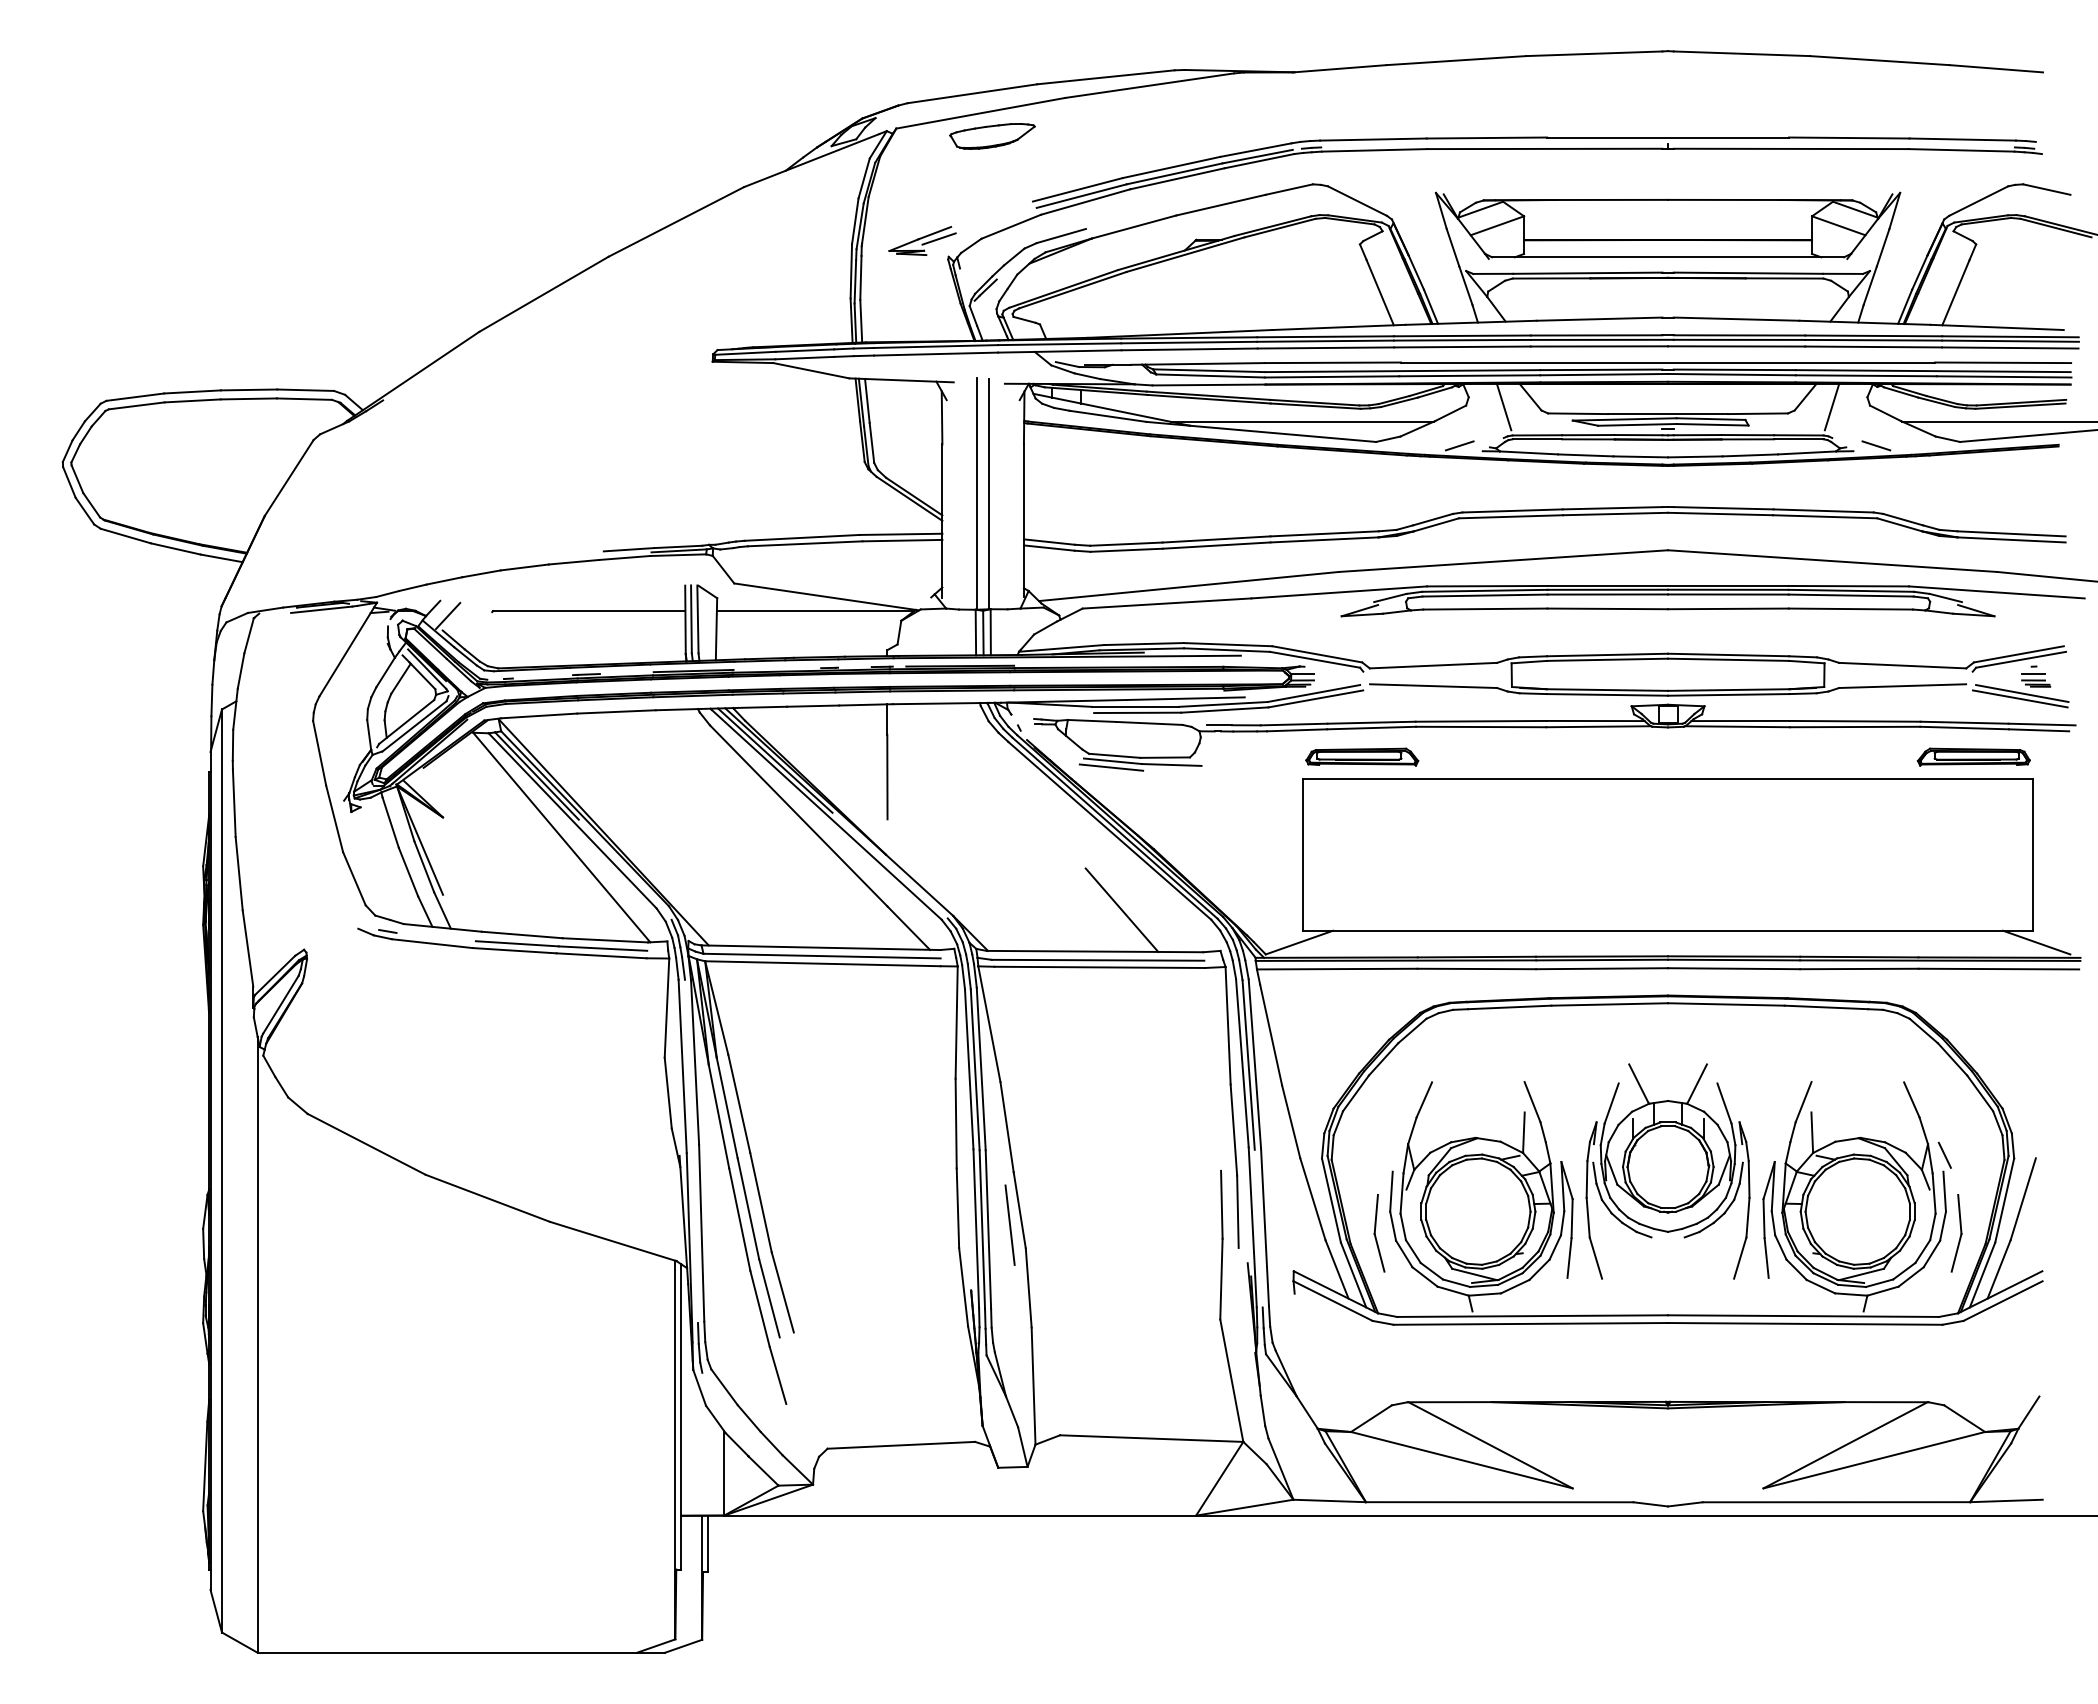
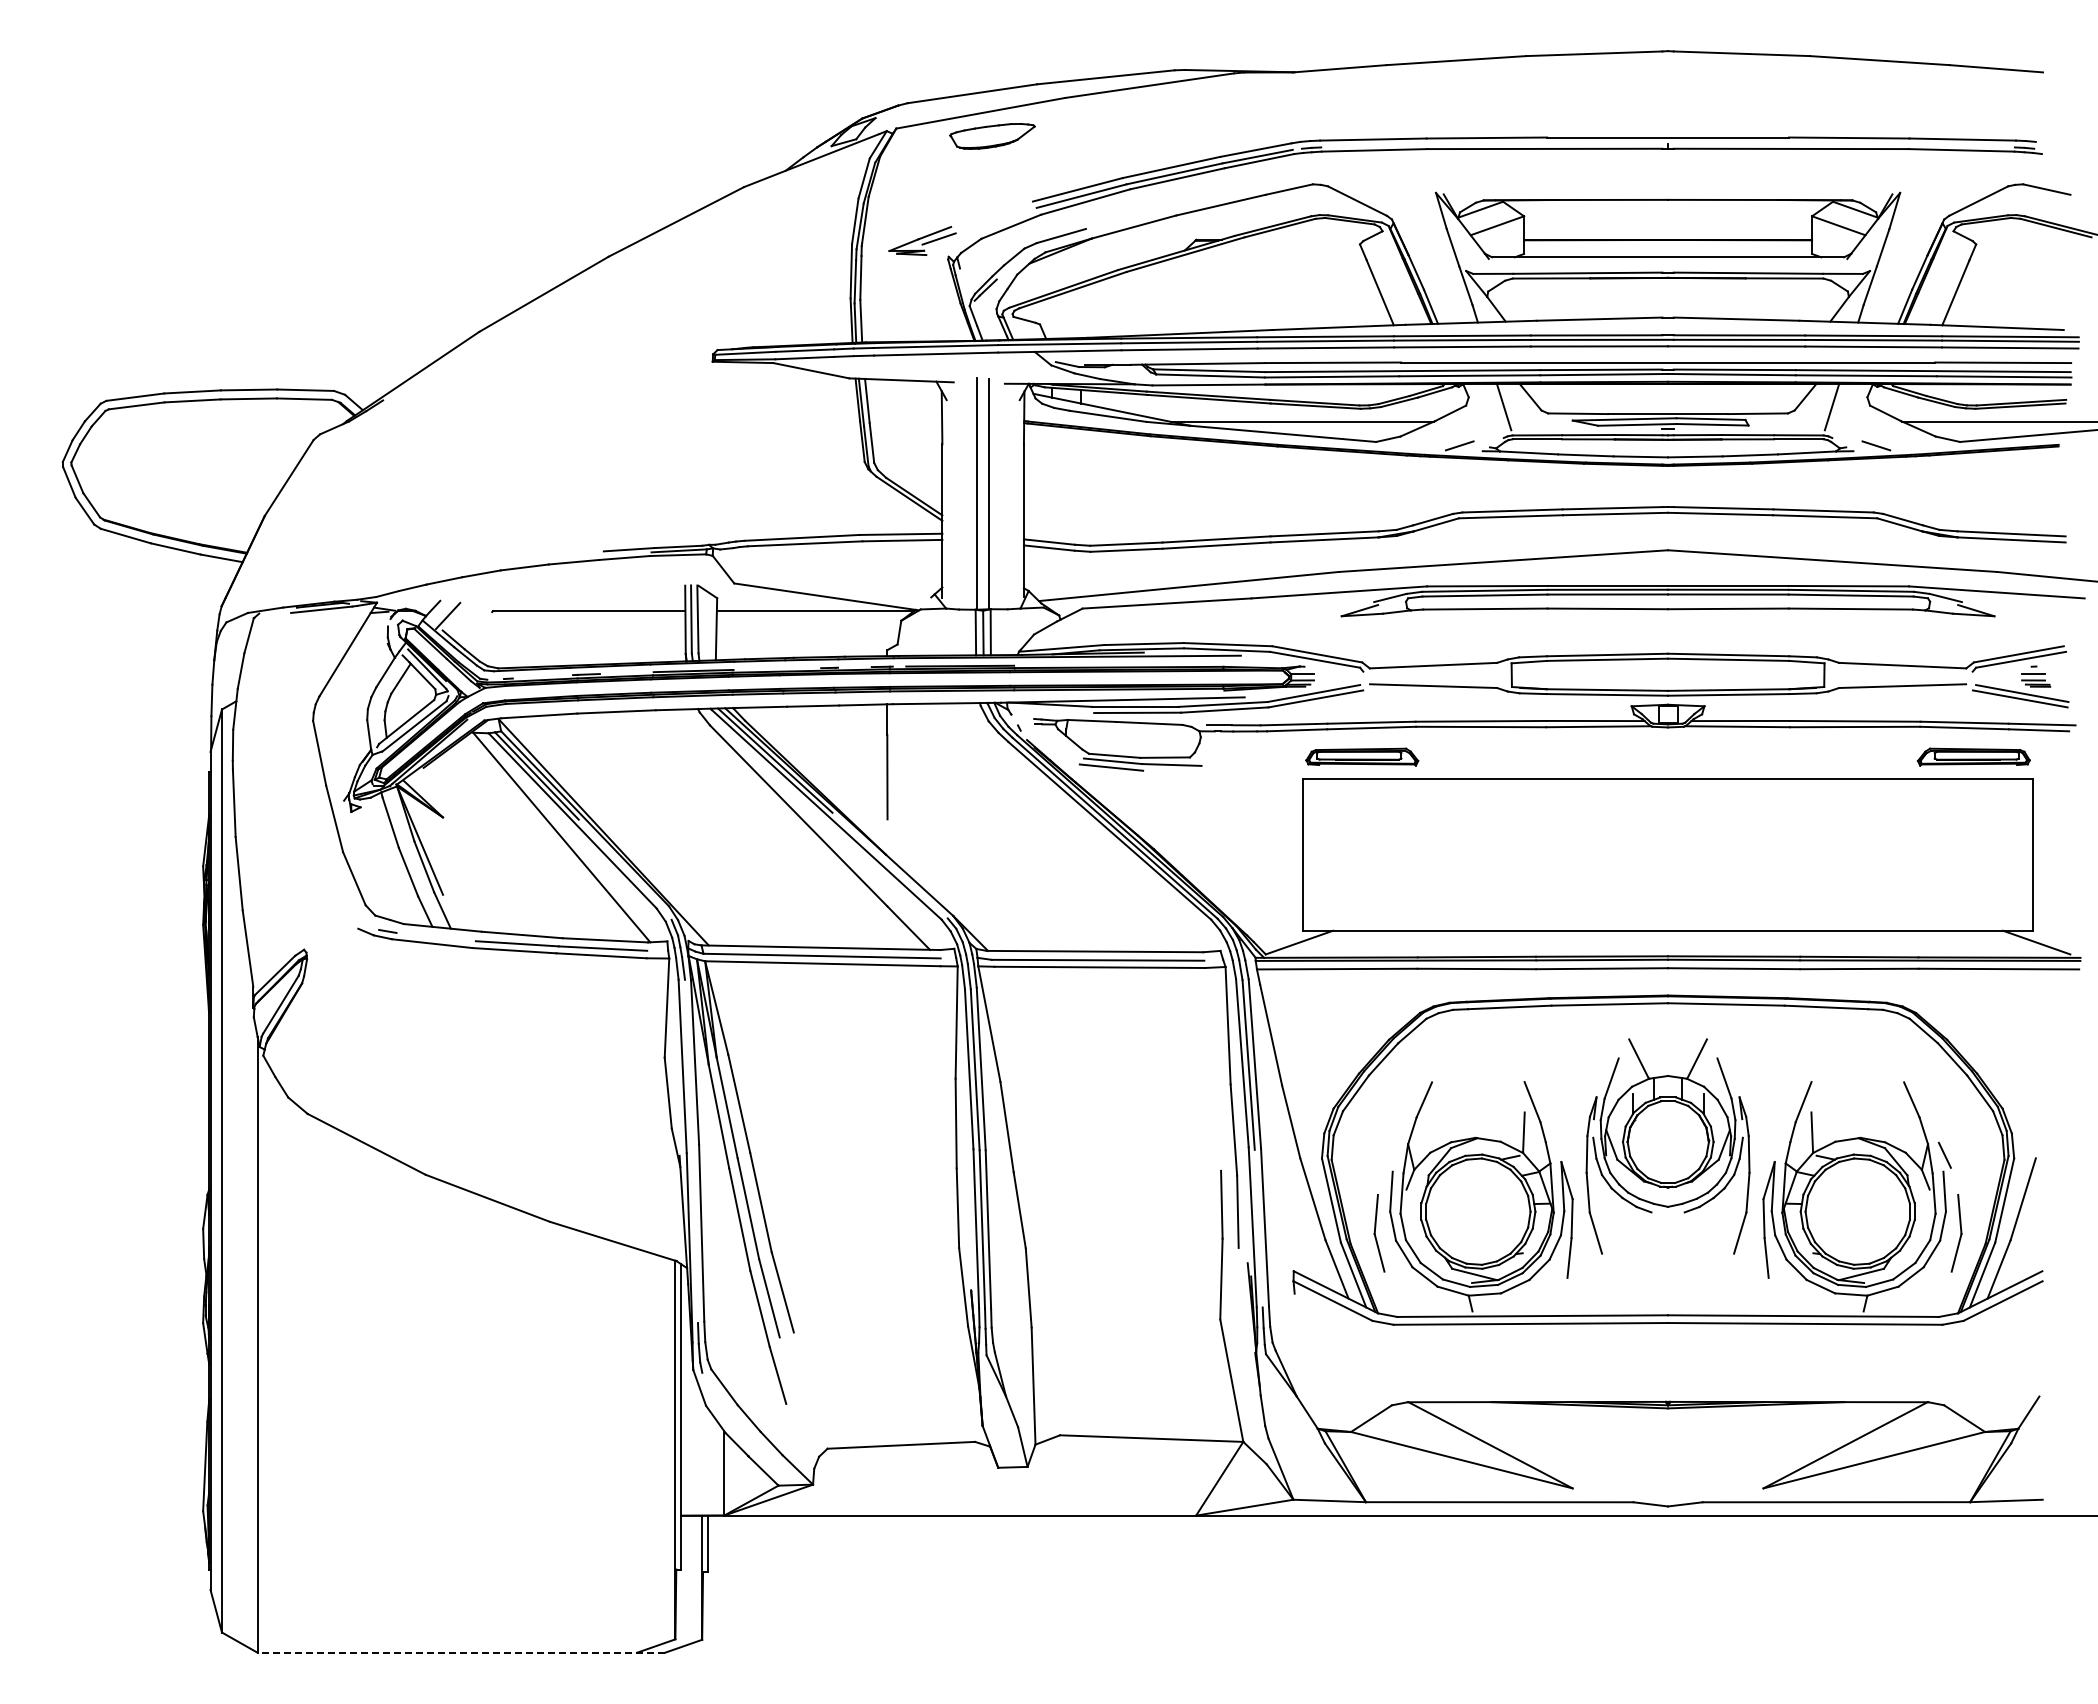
line: present -> none (1121, 909)
part position: (1667, 1171) -> (1667, 1146) (1667, 1146)
line: present -> none (1009, 1224)
line: solid -> dashed (461, 1652)
